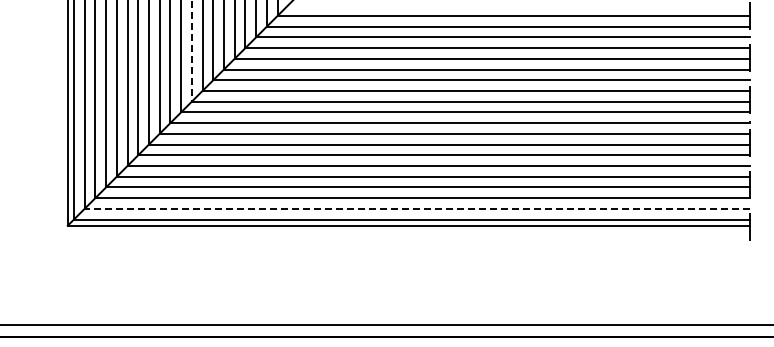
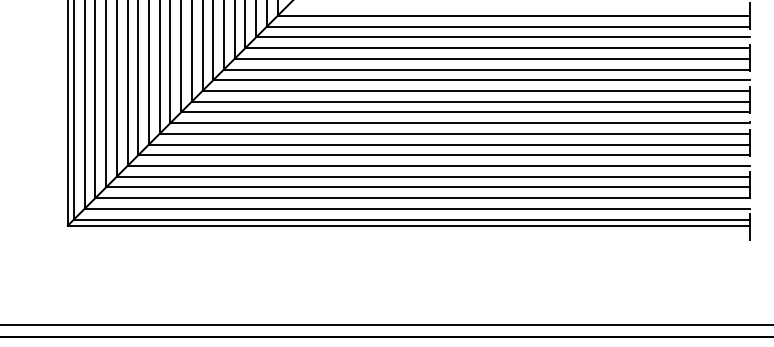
line: dashed -> solid (191, 51)
line: dashed -> solid (417, 208)
